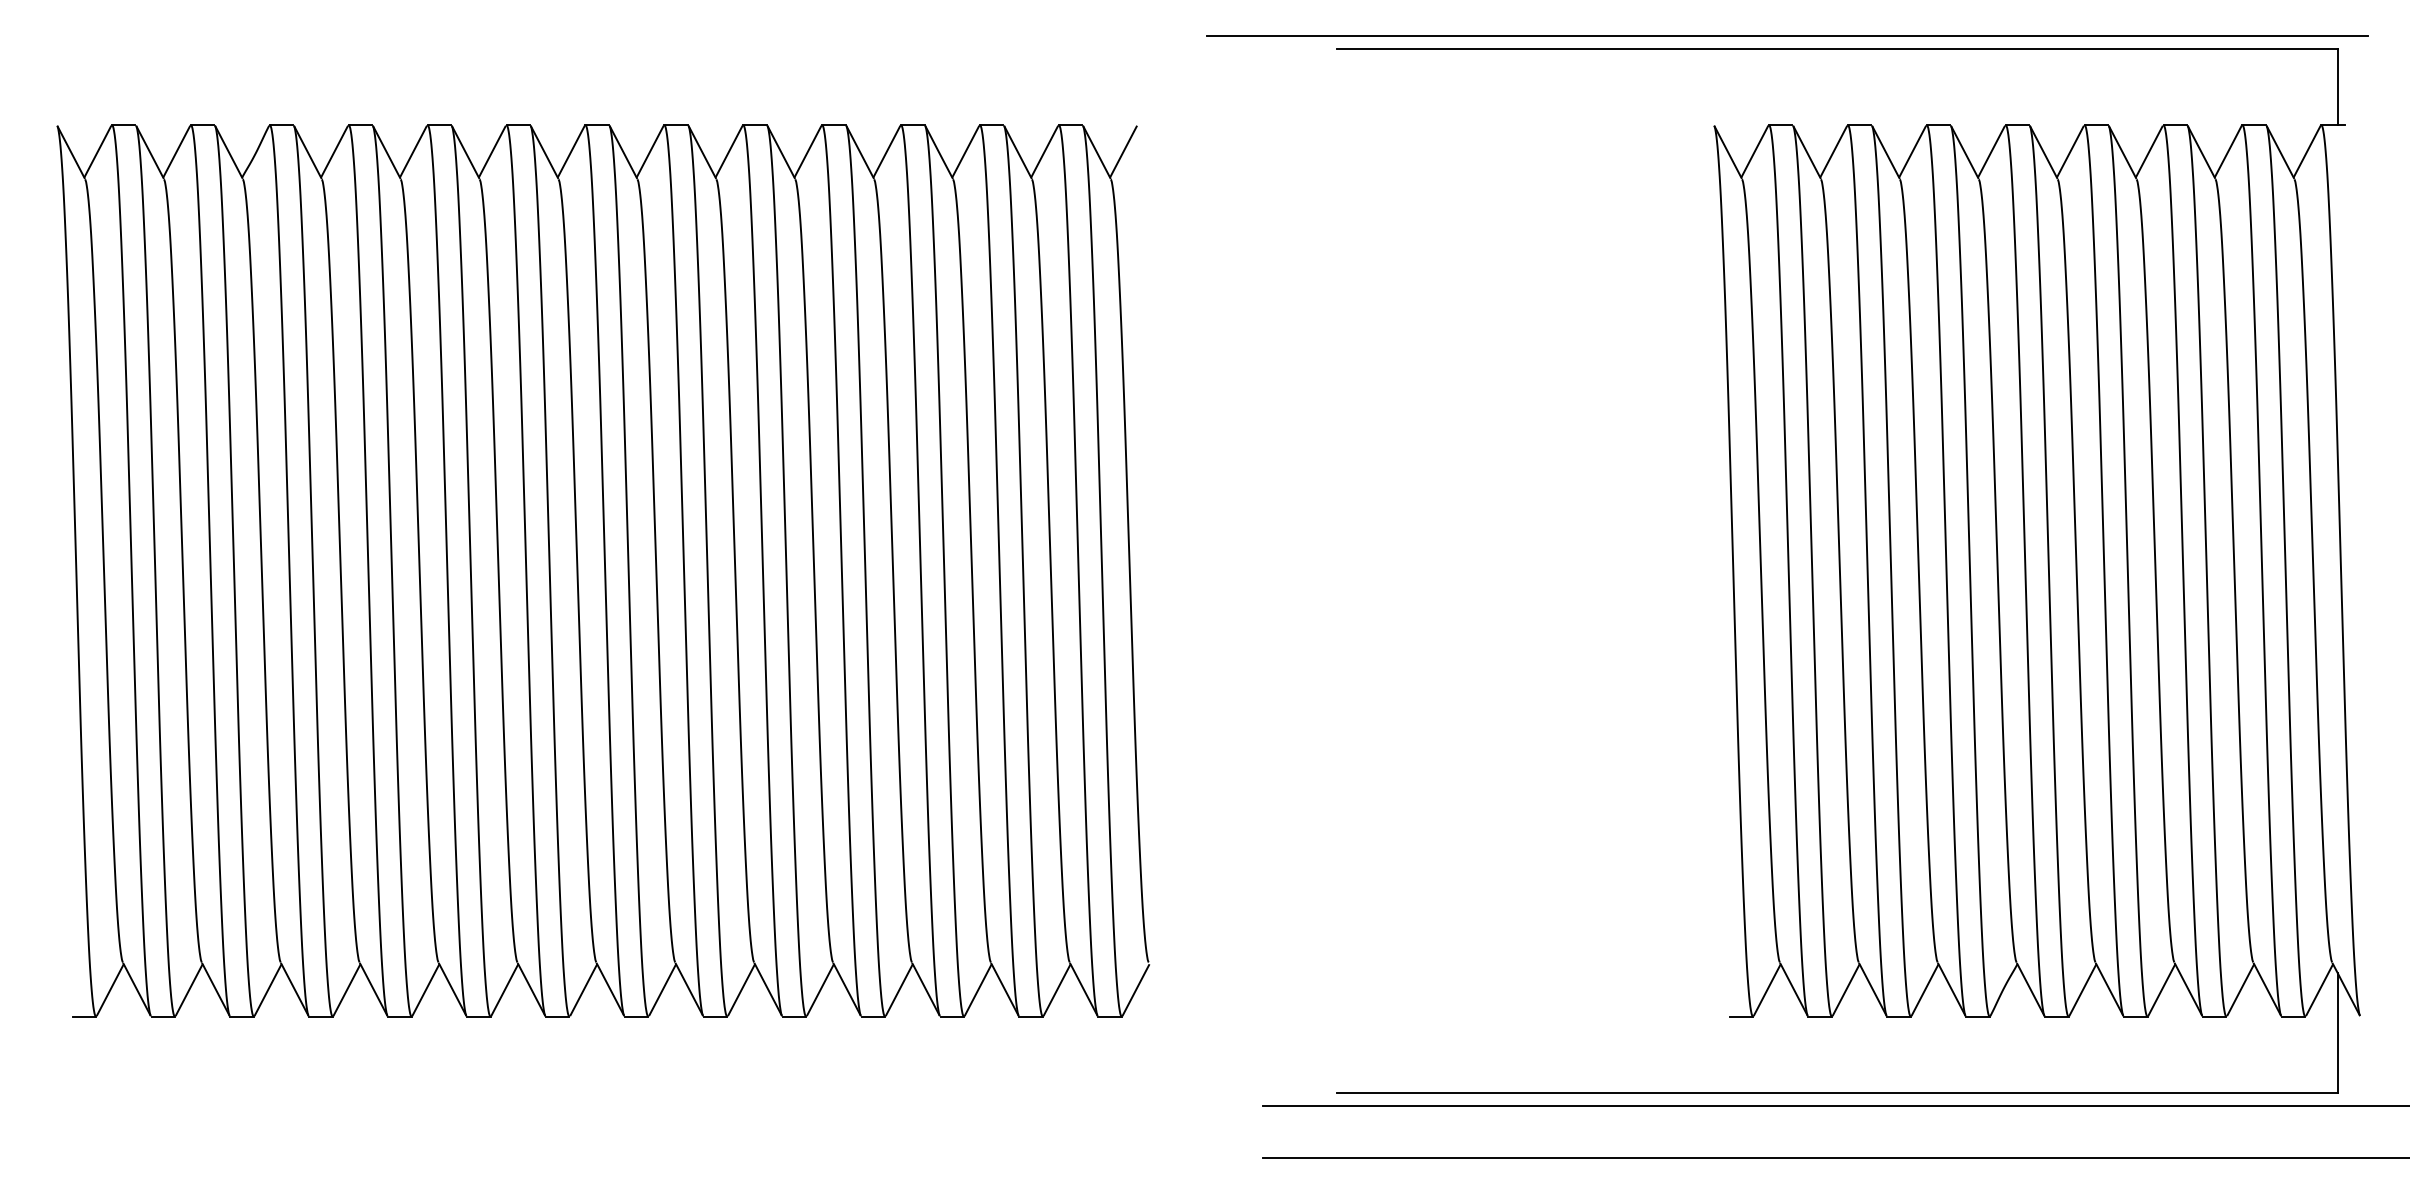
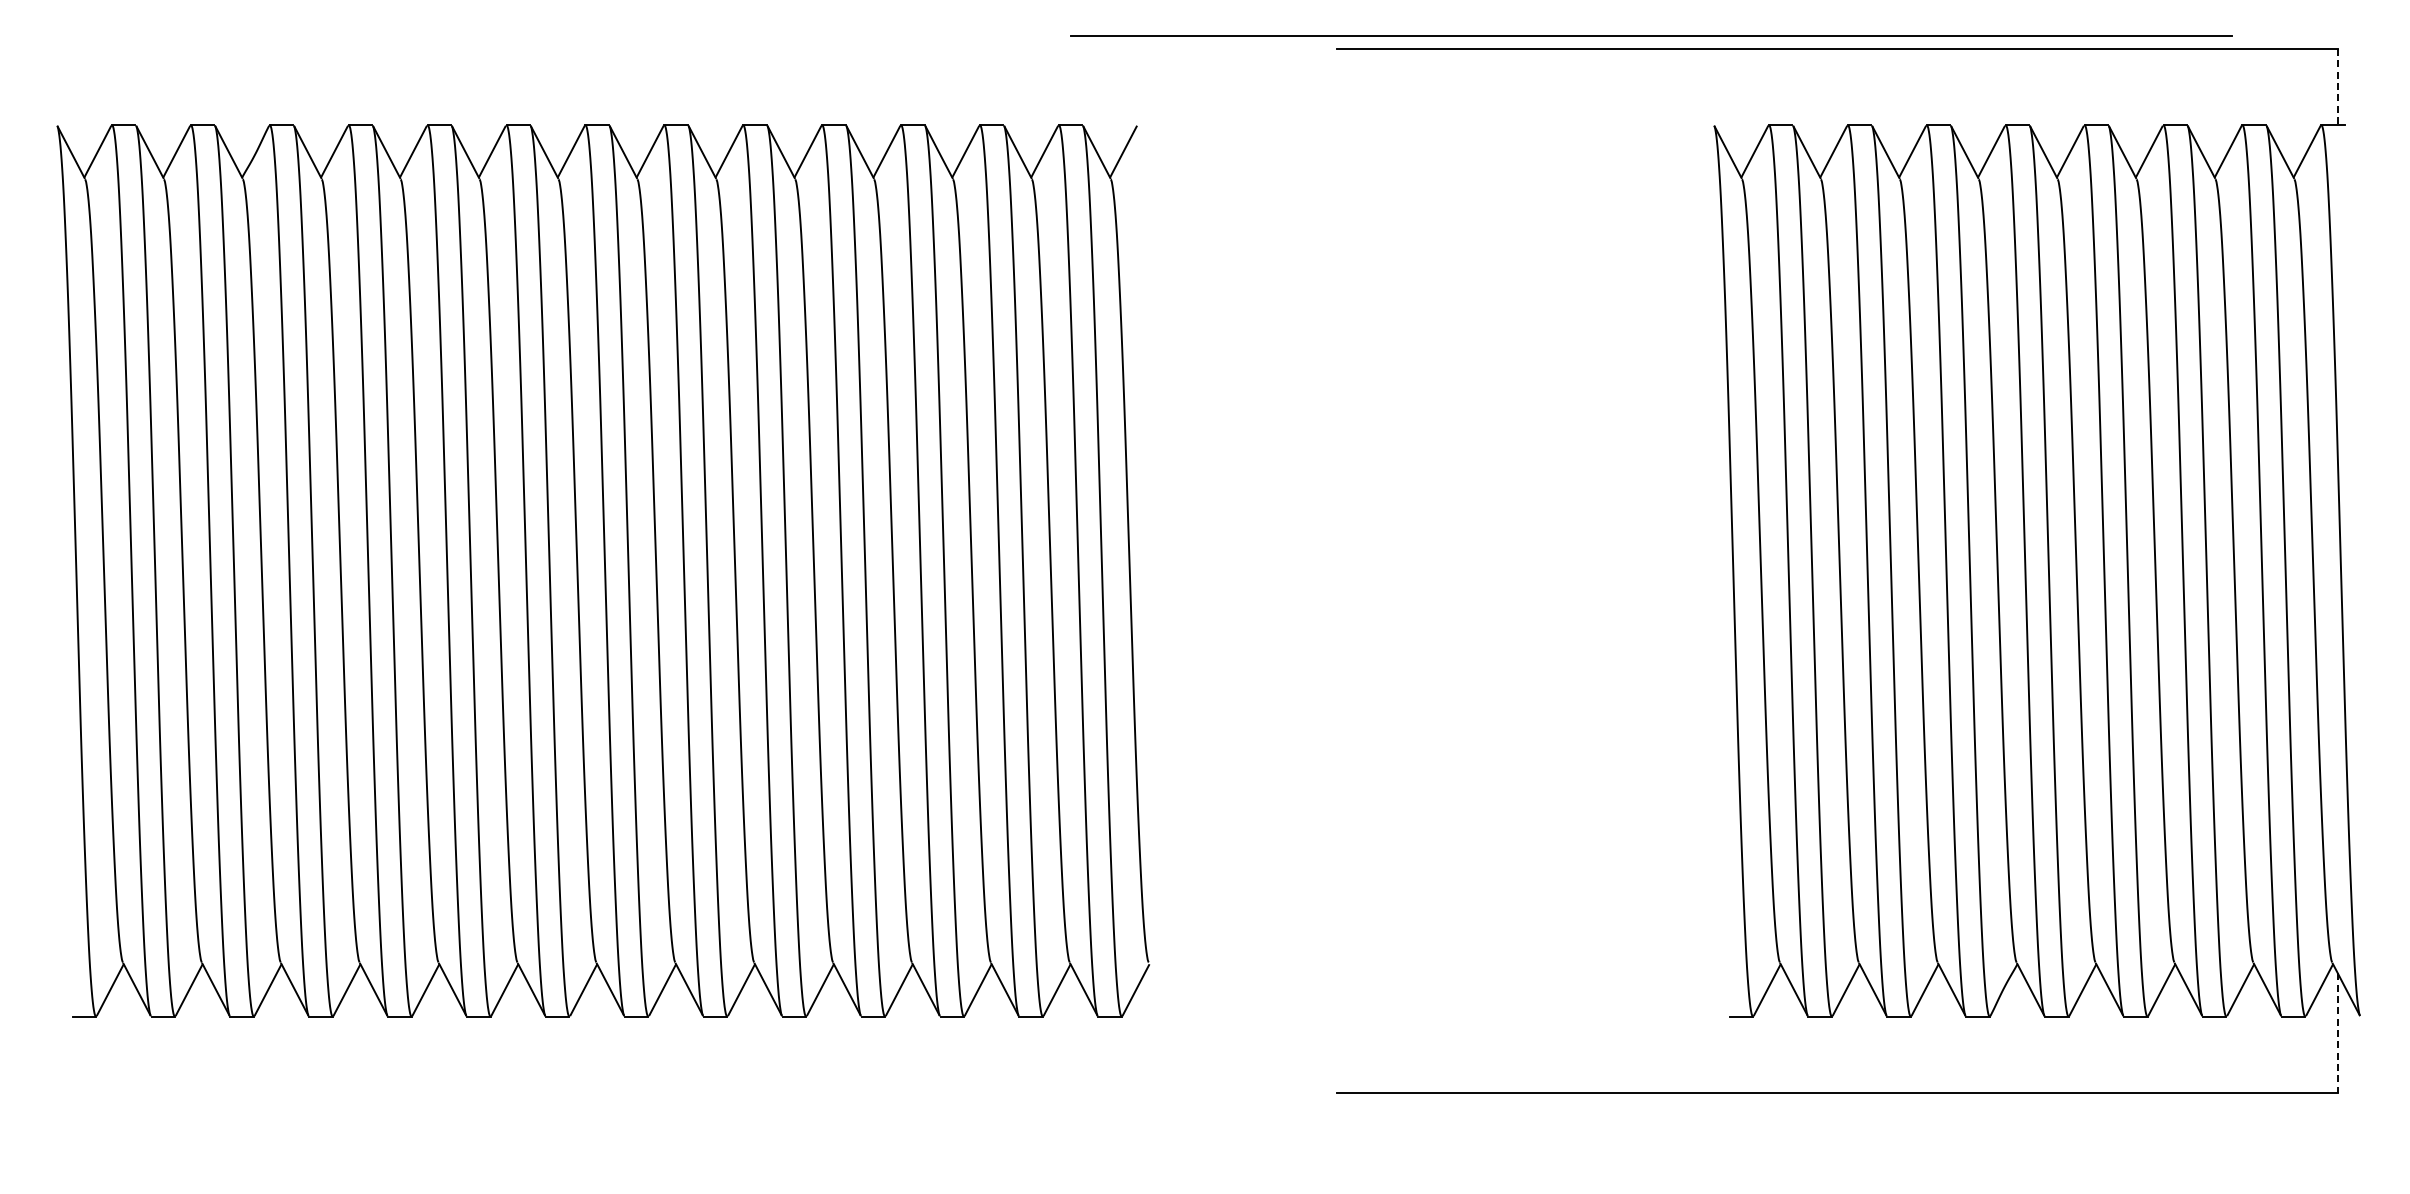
line position: (1787, 35) -> (1651, 35) (1651, 35)
line: solid -> dashed (2337, 87)
line: solid -> dashed (2337, 1033)
line: present -> none (1834, 1105)
line: present -> none (1834, 1158)
